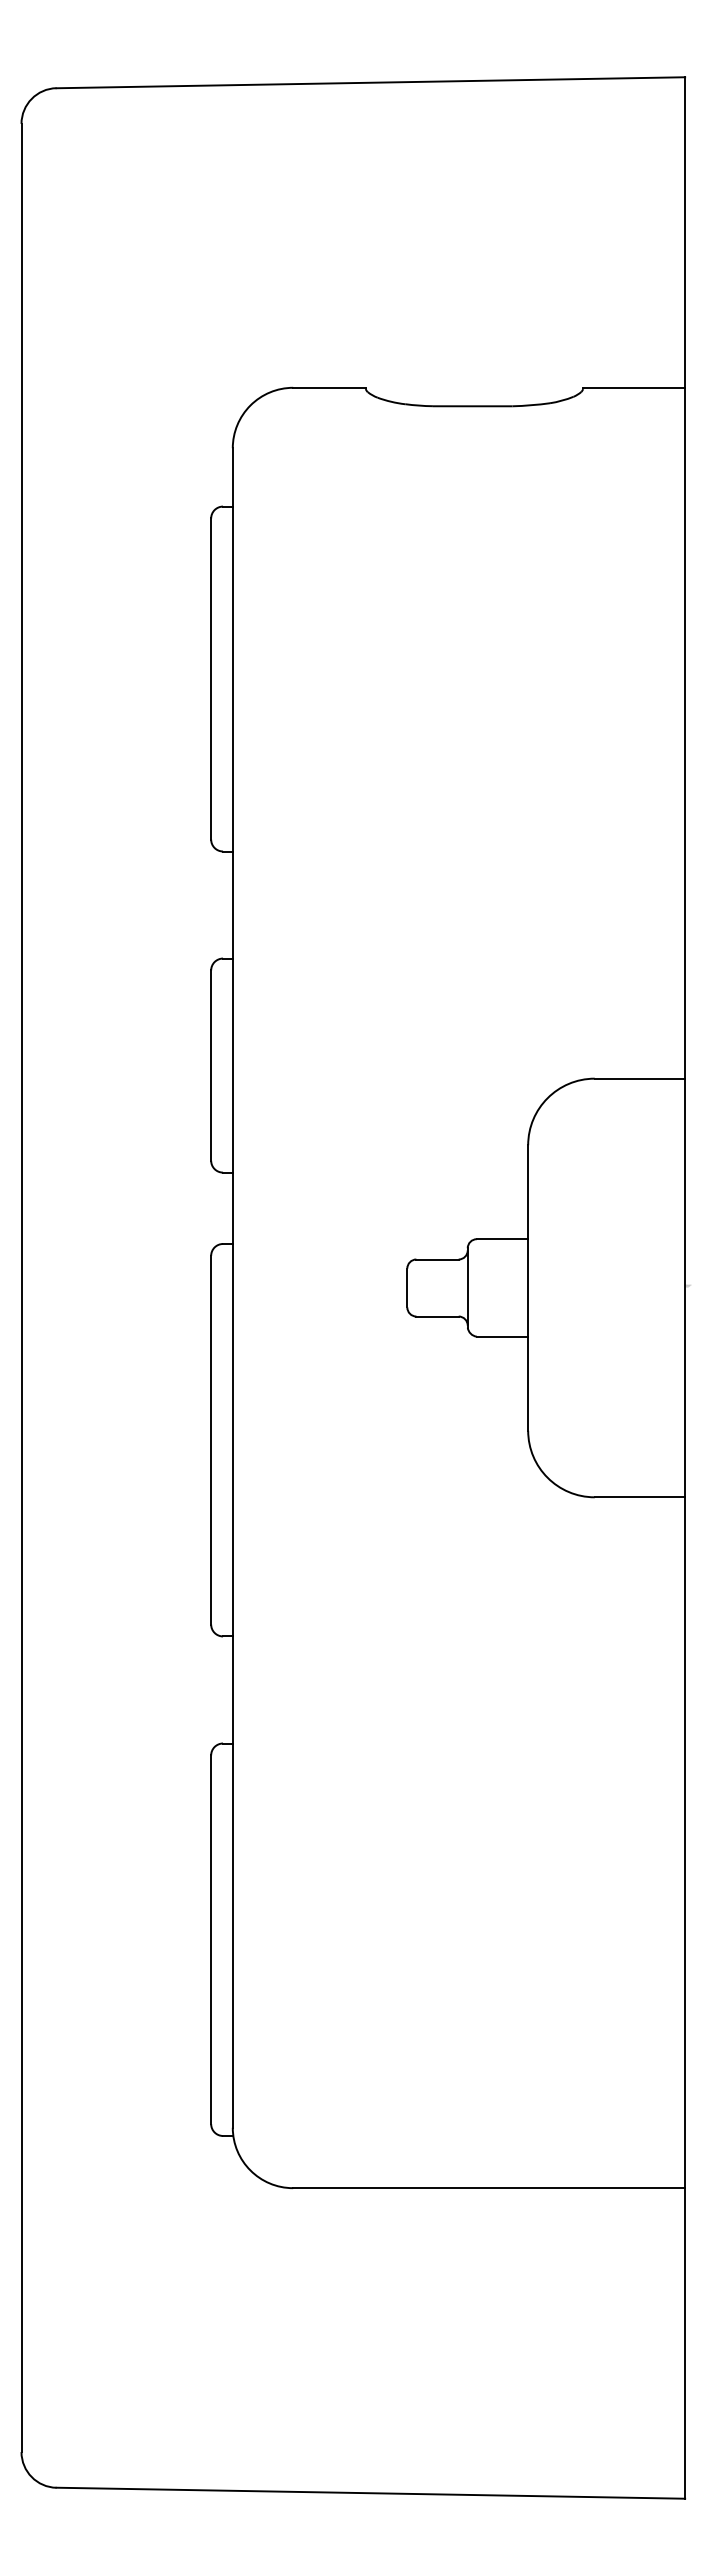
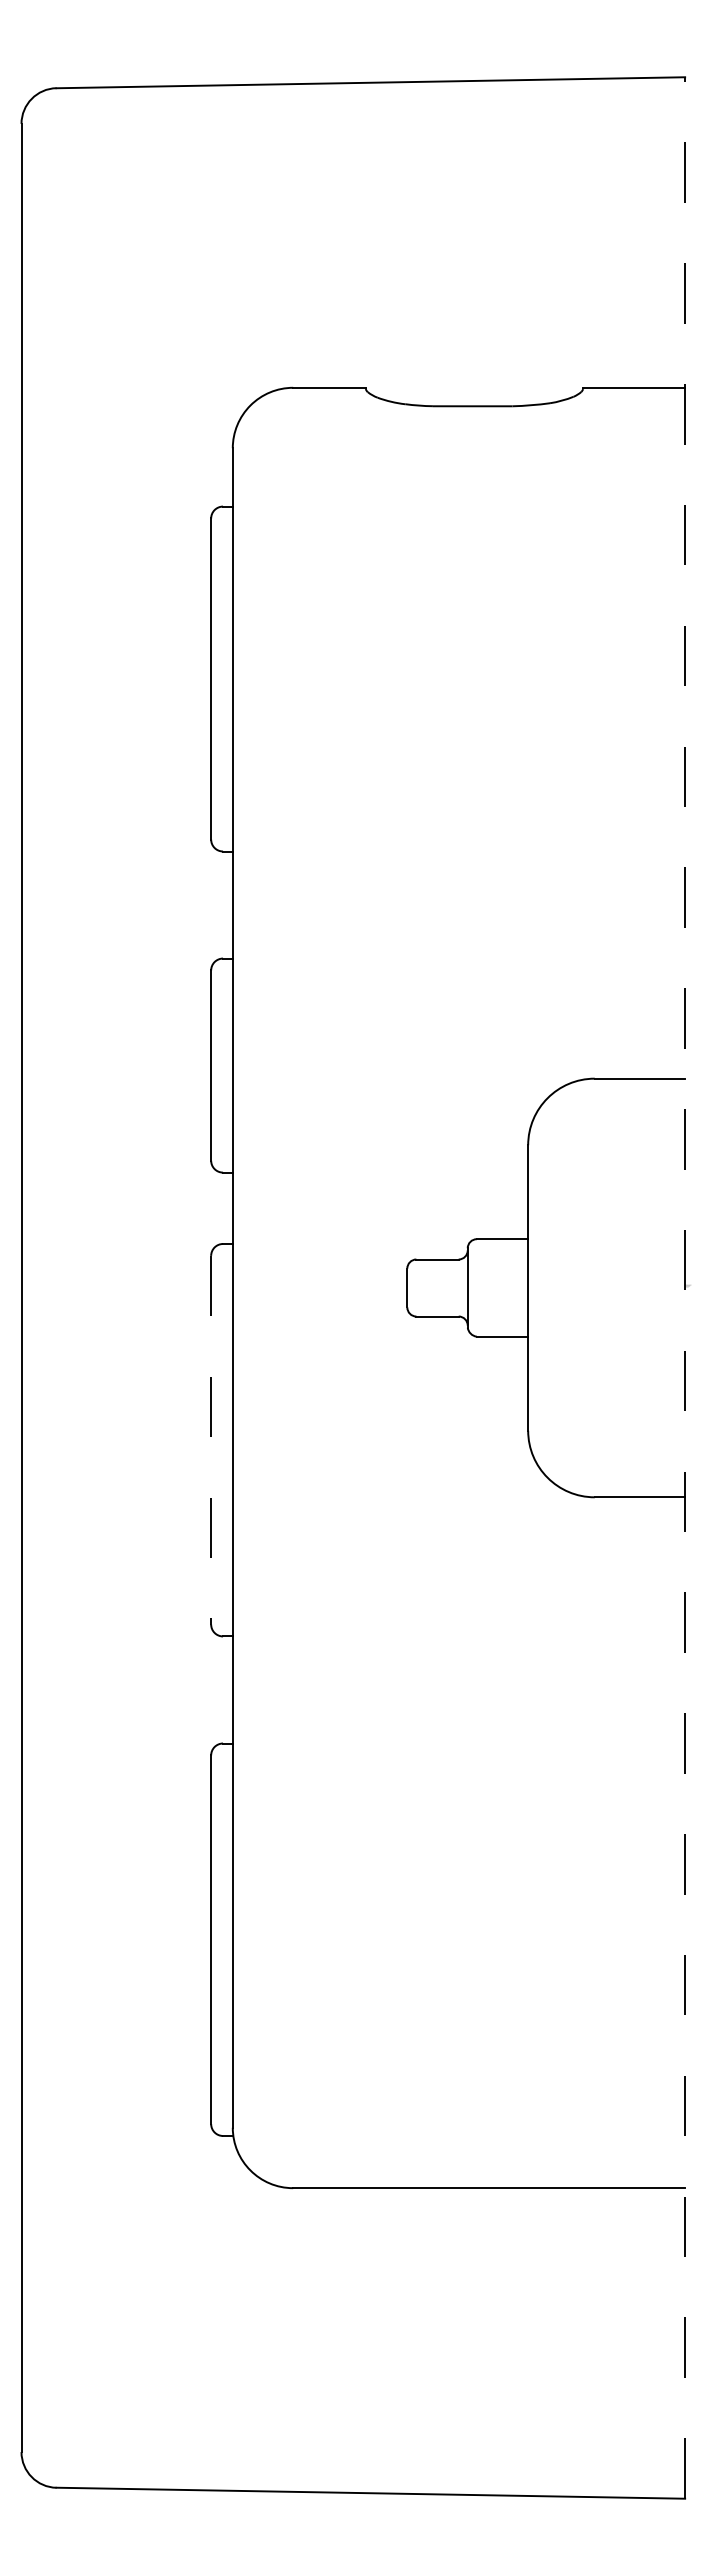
line: solid -> dashed (685, 1287)
line: solid -> dashed (211, 1440)
